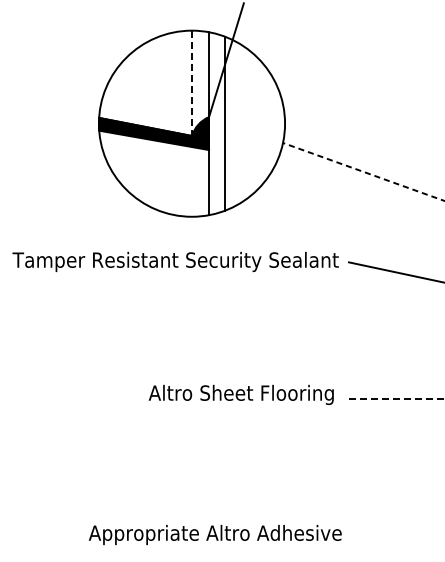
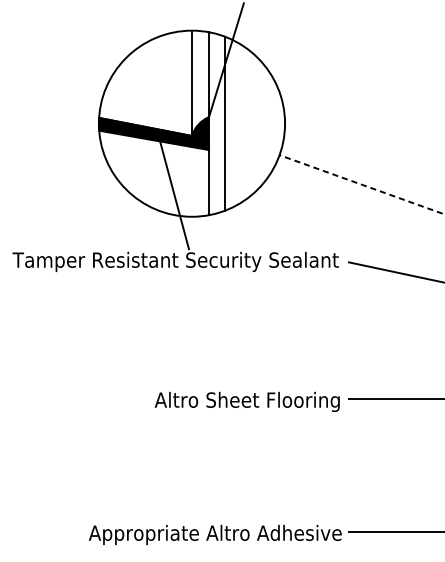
line: dashed -> solid (192, 83)
line position: (362, 171) -> (360, 184) (360, 184)
line: none -> present (173, 191)
text position: (240, 394) -> (246, 401) (246, 401)
line: dashed -> solid (396, 399)
line: none -> present (394, 532)
